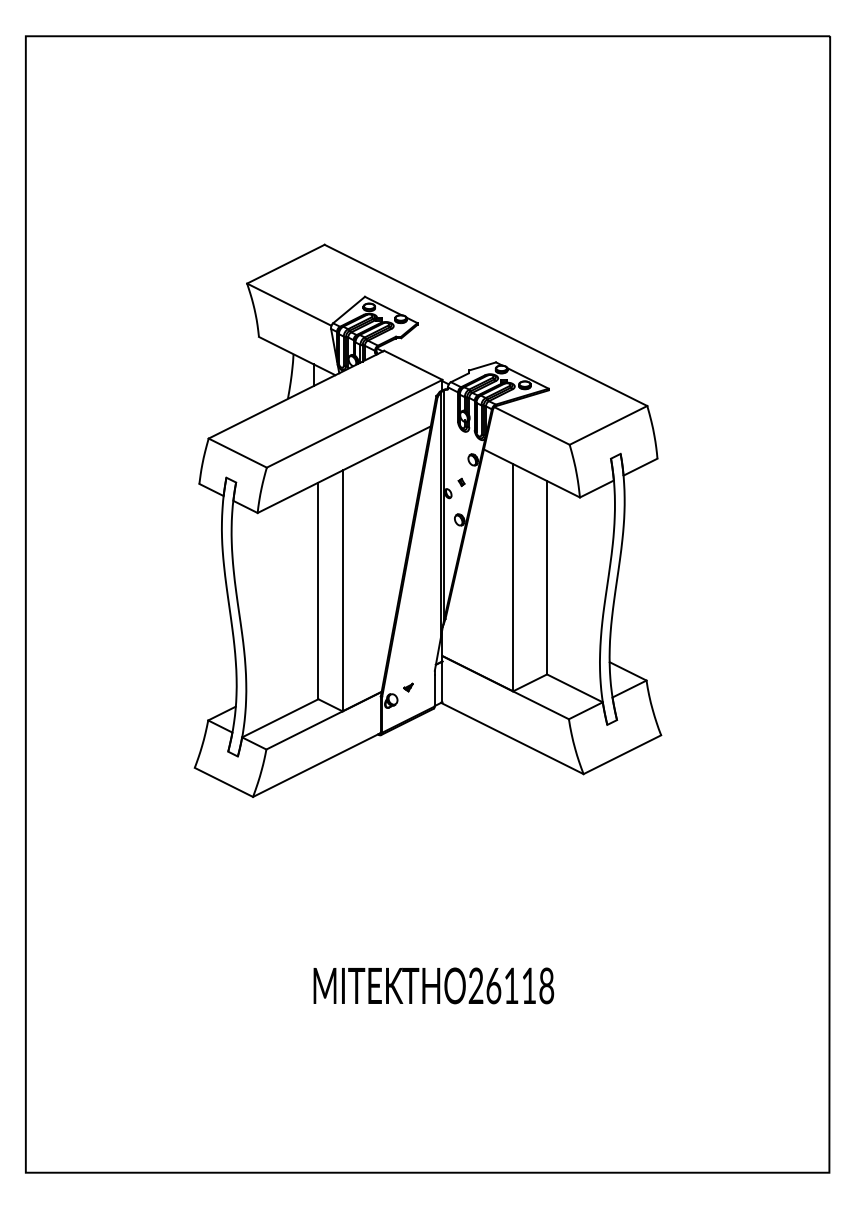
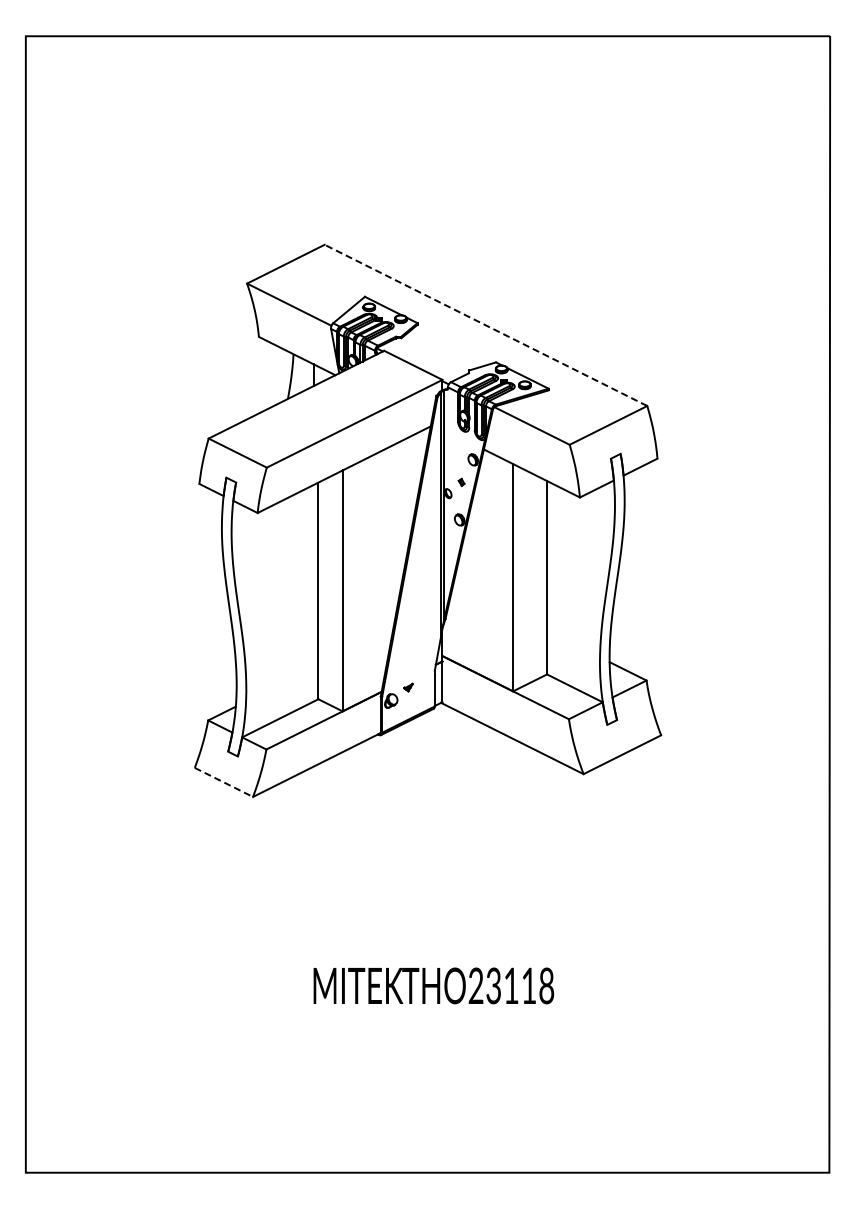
line: solid -> dashed (485, 325)
line: solid -> dashed (223, 782)
text: THO26118 -> THO23118 (493, 985)
